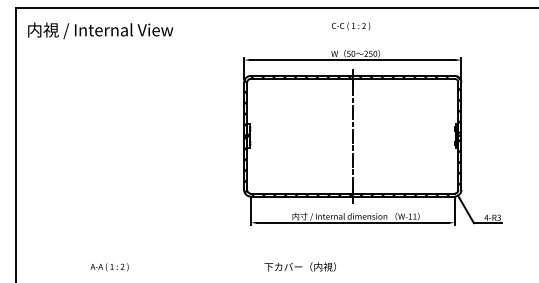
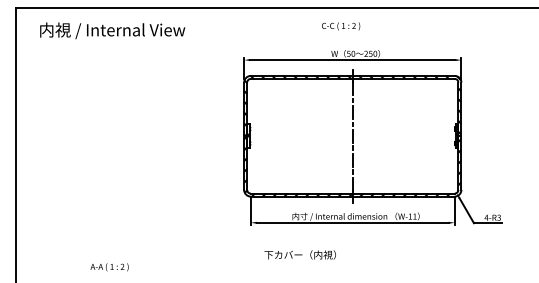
text position: (351, 26) -> (341, 26) (341, 26)
text position: (100, 30) -> (112, 30) (112, 30)
text position: (299, 266) -> (299, 254) (299, 254)
